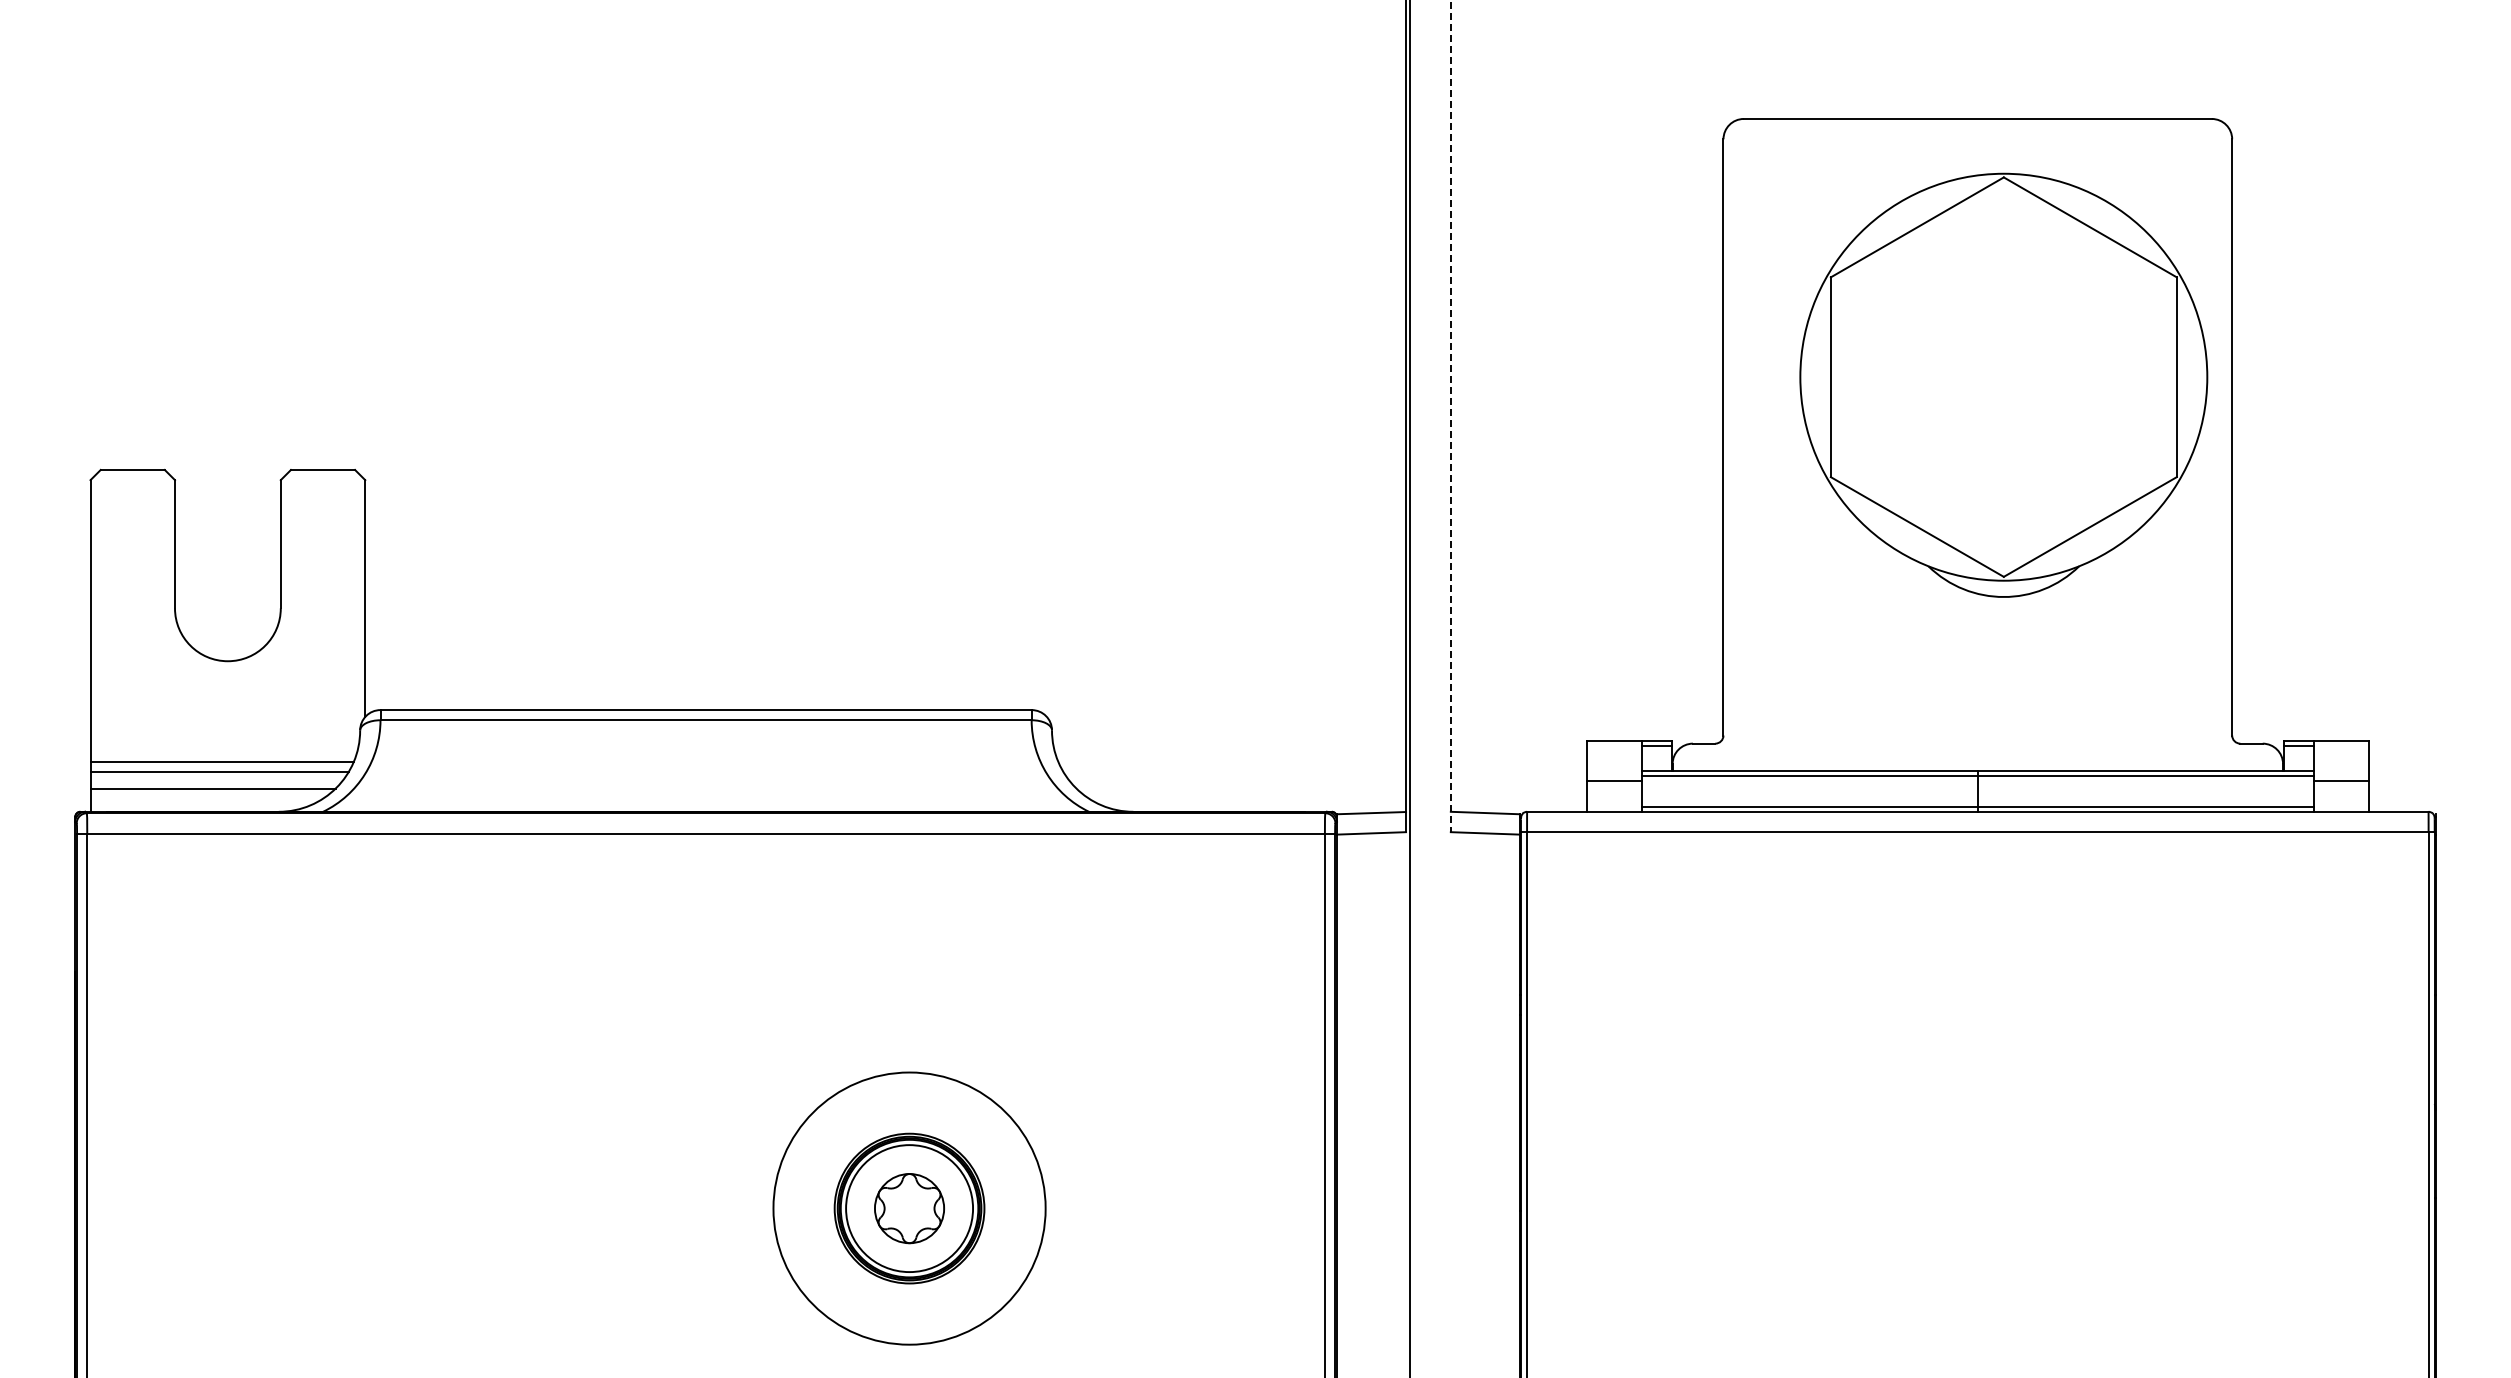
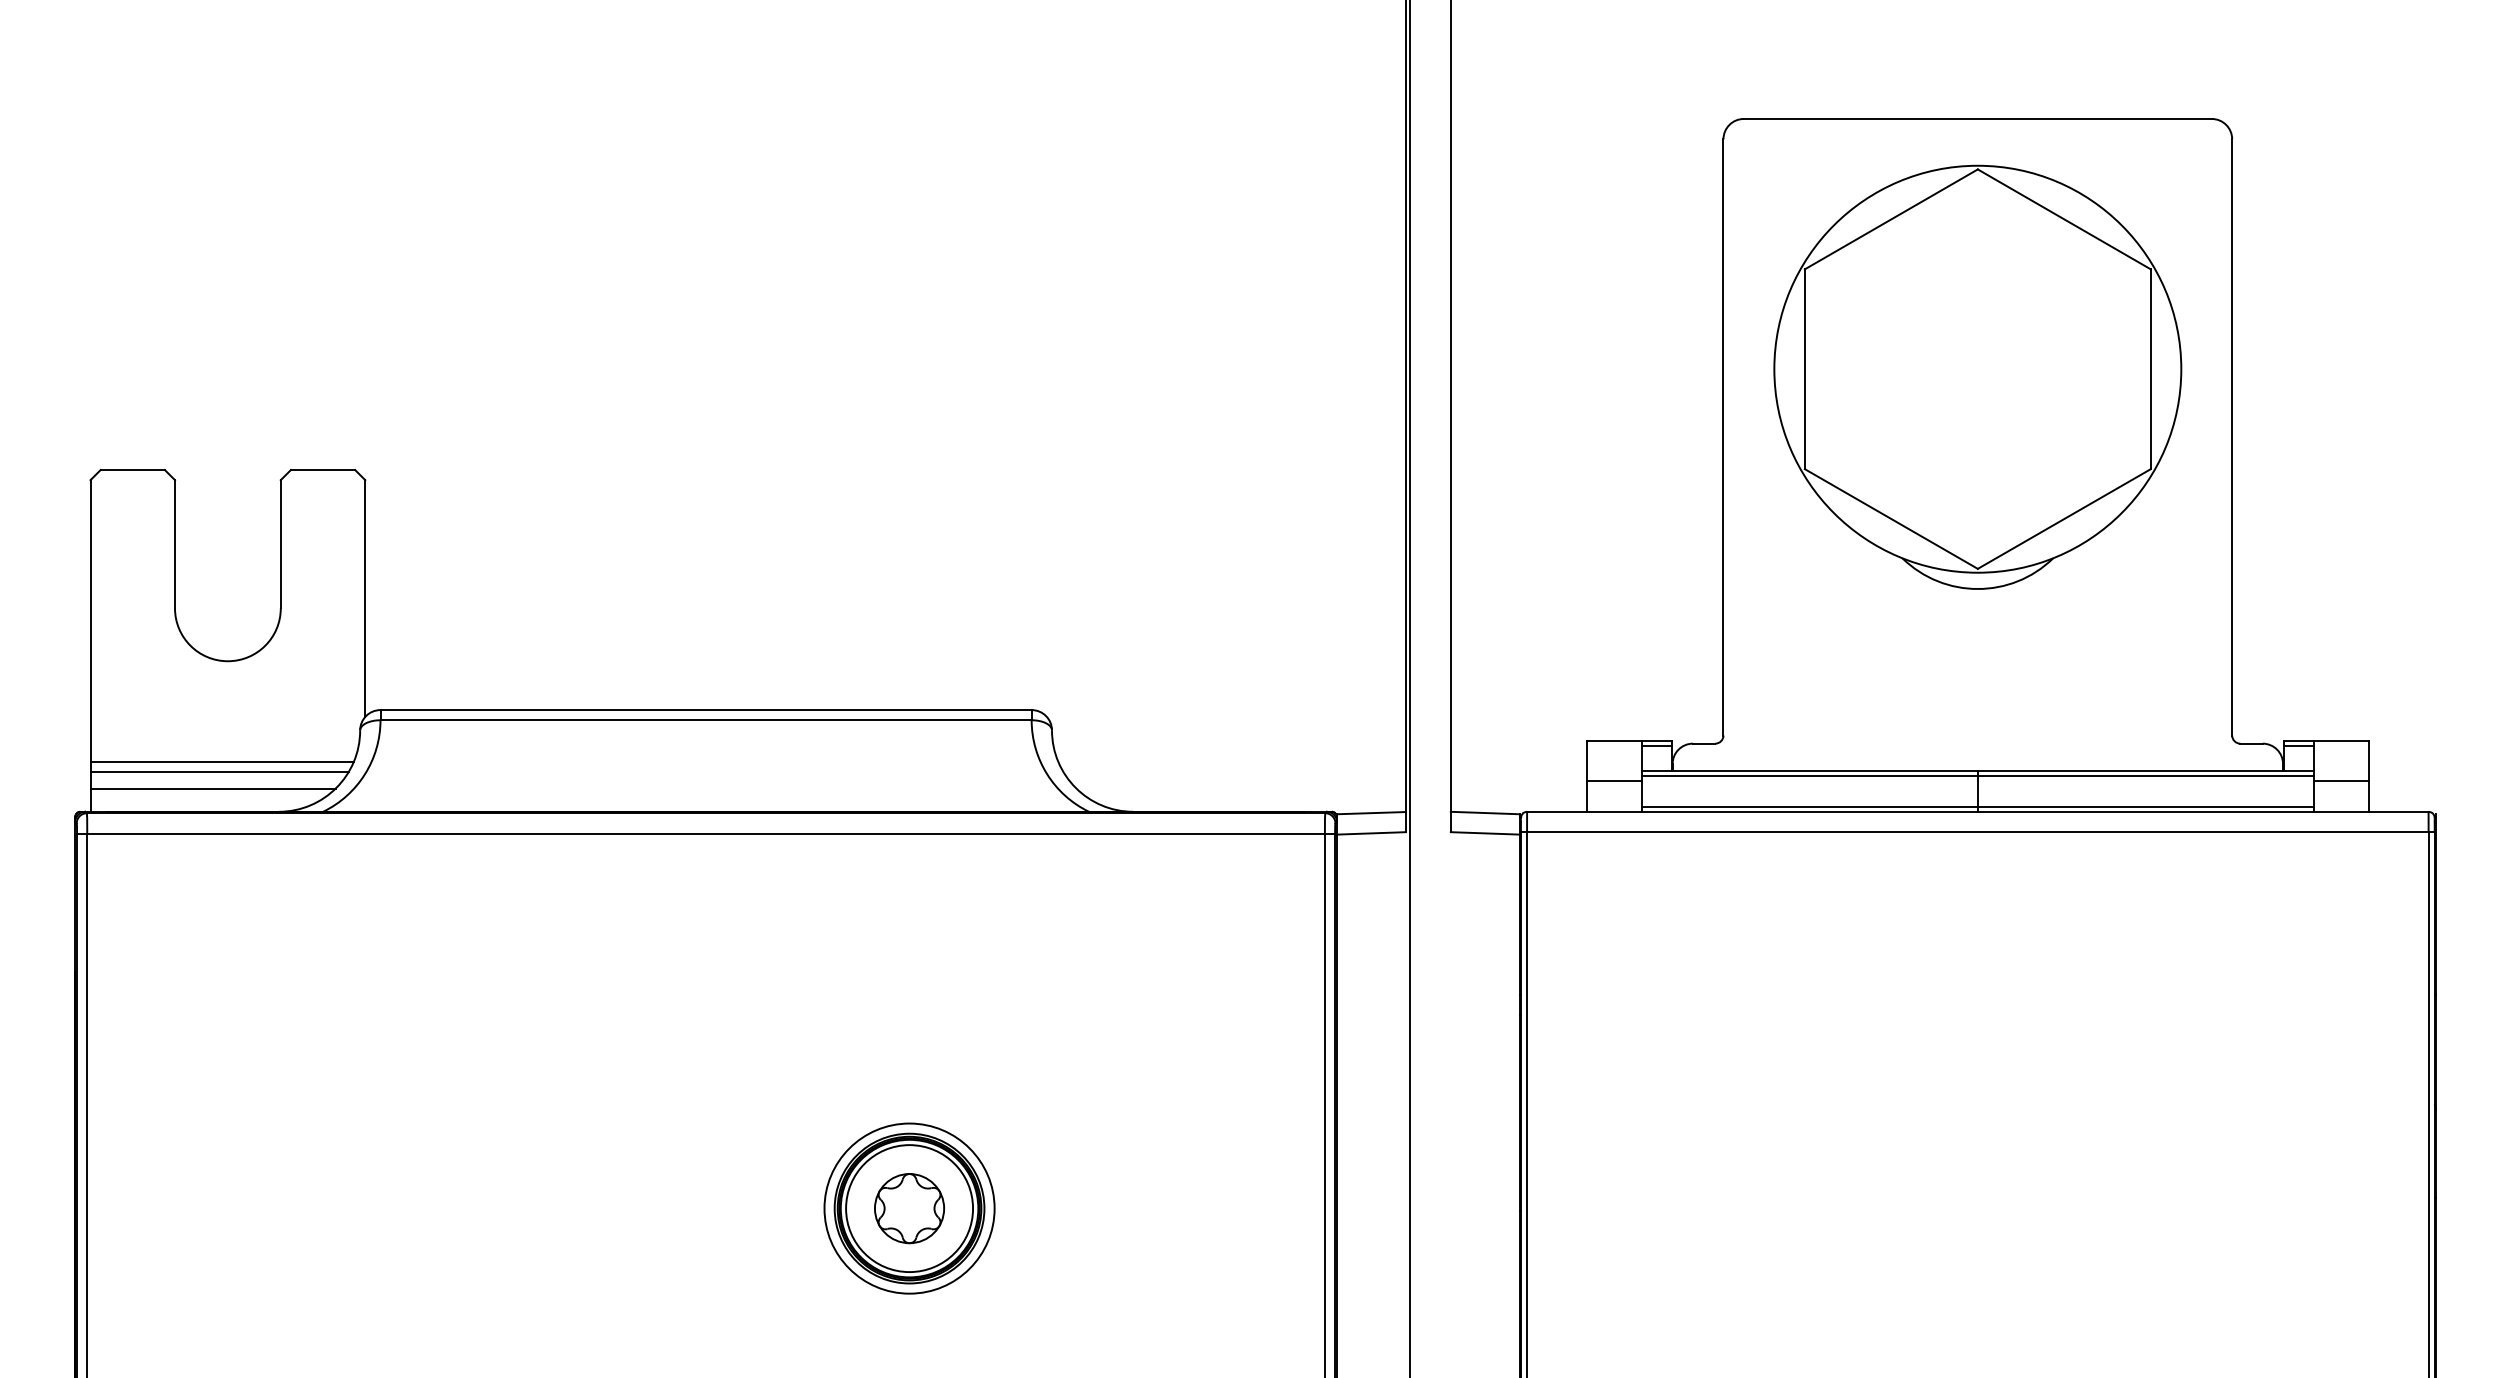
part position: (2003, 384) -> (1977, 376) (1977, 376)
line: dashed -> solid (1450, 416)
circle diameter: 272 px -> 170 px (909, 1208)
